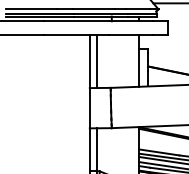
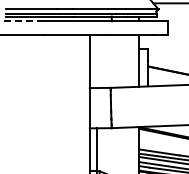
line: solid -> dashed (21, 21)
line: present -> none (96, 61)
